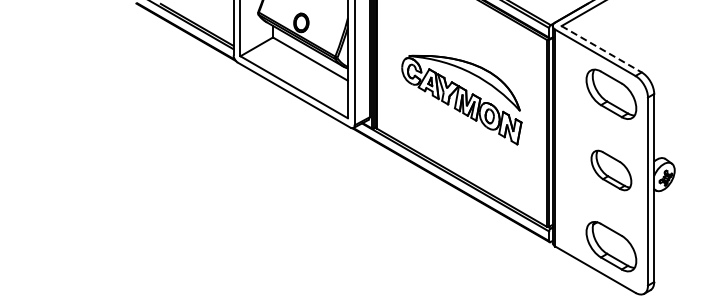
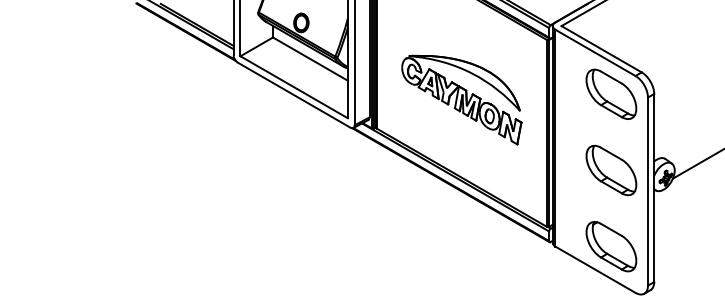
line: dashed -> solid (602, 49)
line: none -> present (696, 164)
part size: 43x43 px -> 53x53 px (611, 170)
